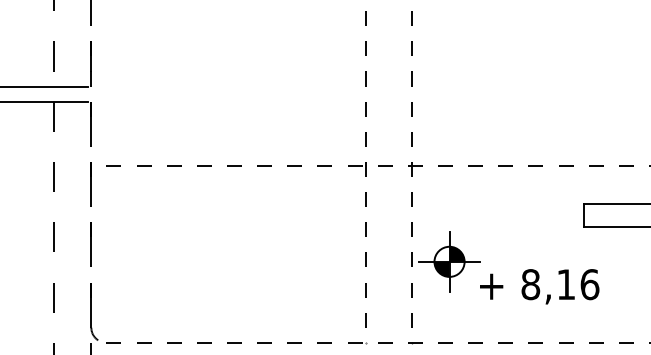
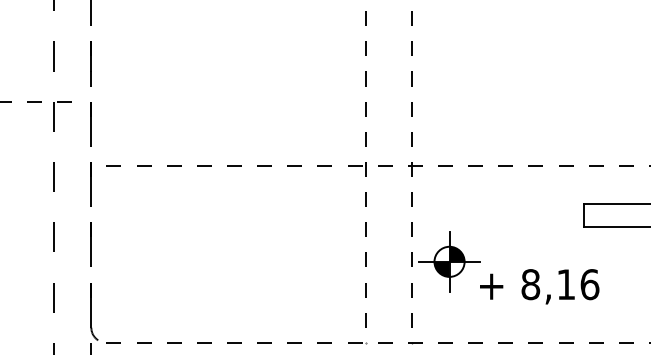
line: present -> none (45, 86)
line: solid -> dashed (44, 101)
